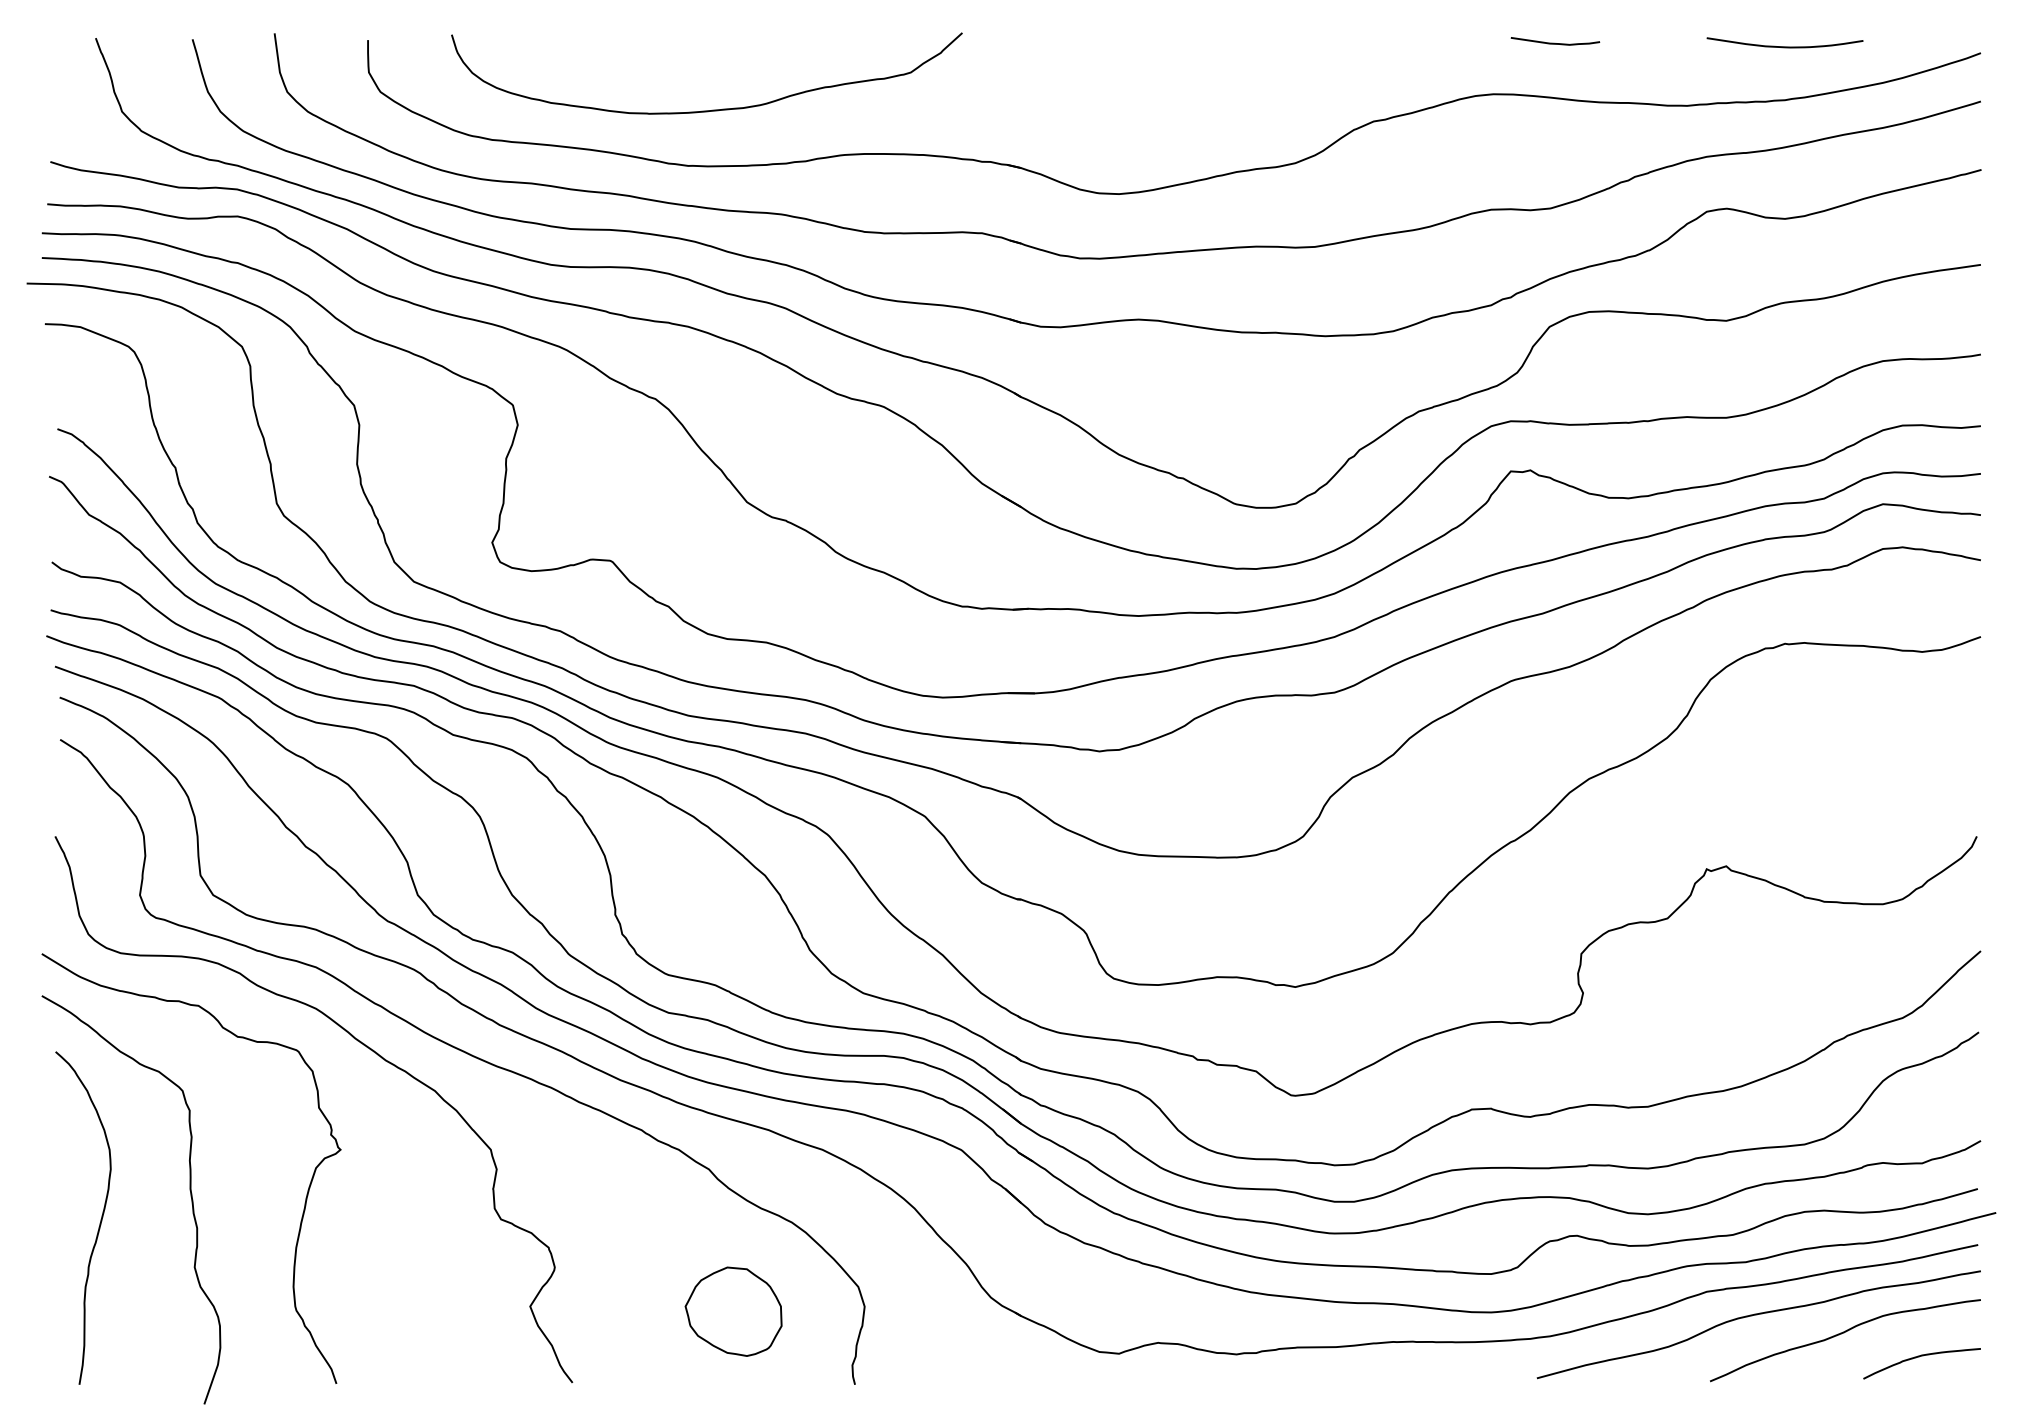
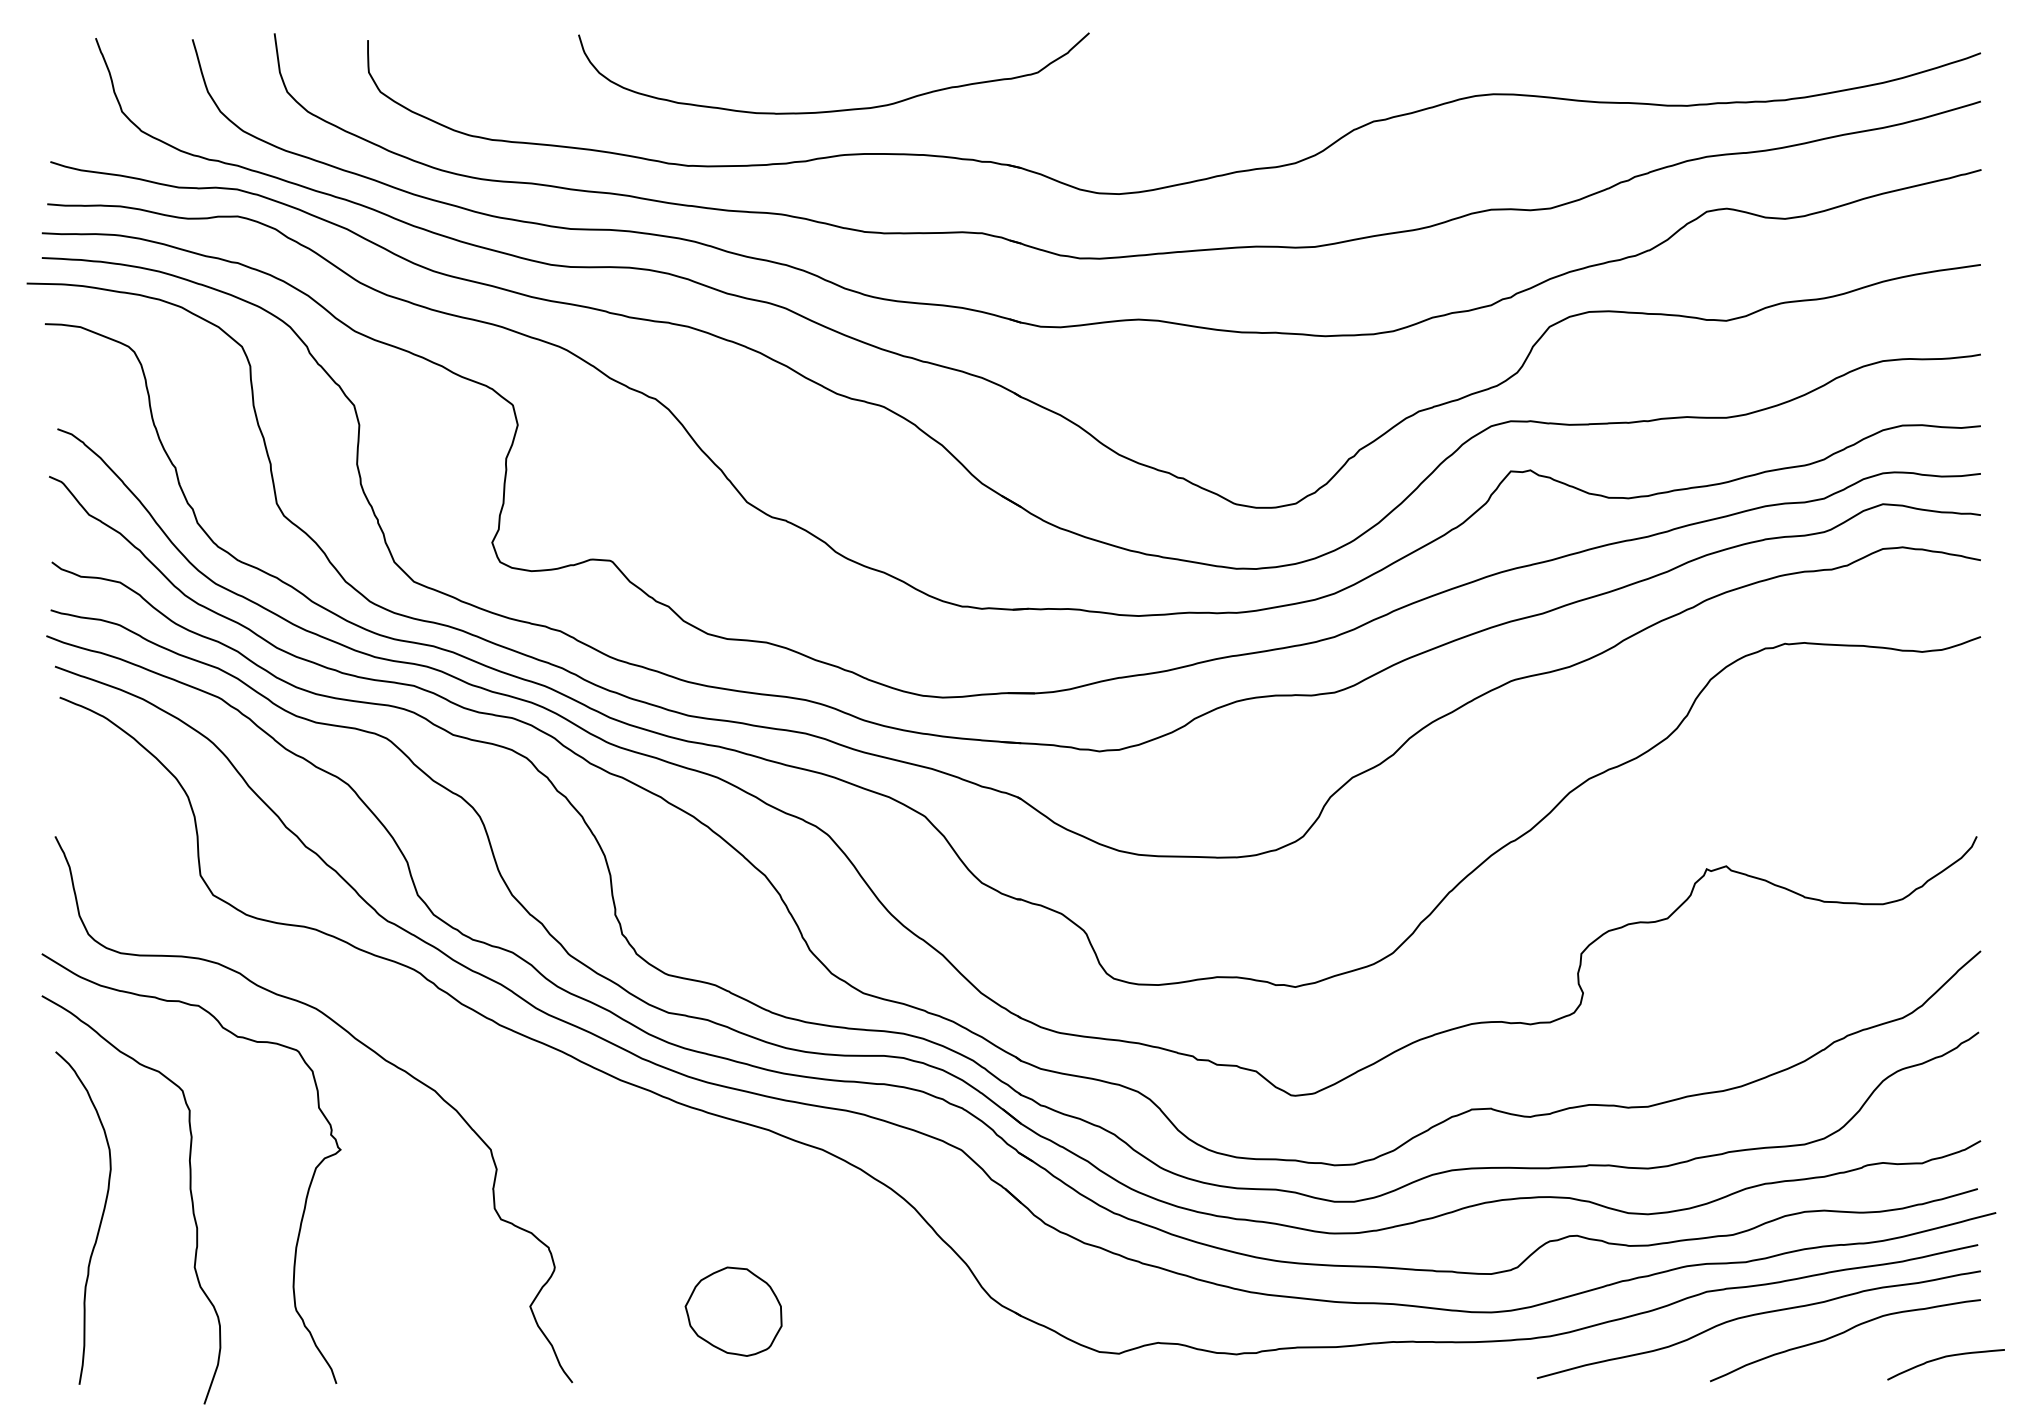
curve: present -> none (1554, 42)
curve: present -> none (1784, 46)
curve position: (712, 109) -> (839, 109) (839, 109)
curve: present -> none (465, 1053)
curve position: (1919, 1357) -> (1943, 1358) (1943, 1358)
